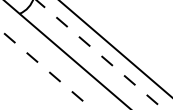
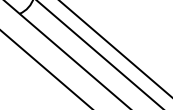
line: dashed -> solid (100, 55)
line: dashed -> solid (46, 69)
